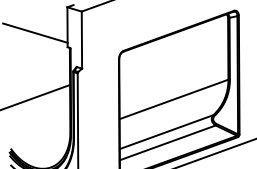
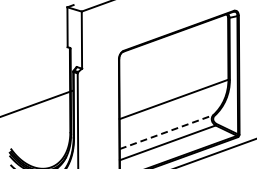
line: present -> none (35, 32)
line position: (36, 96) -> (37, 103) (37, 103)
line: solid -> dashed (166, 132)
